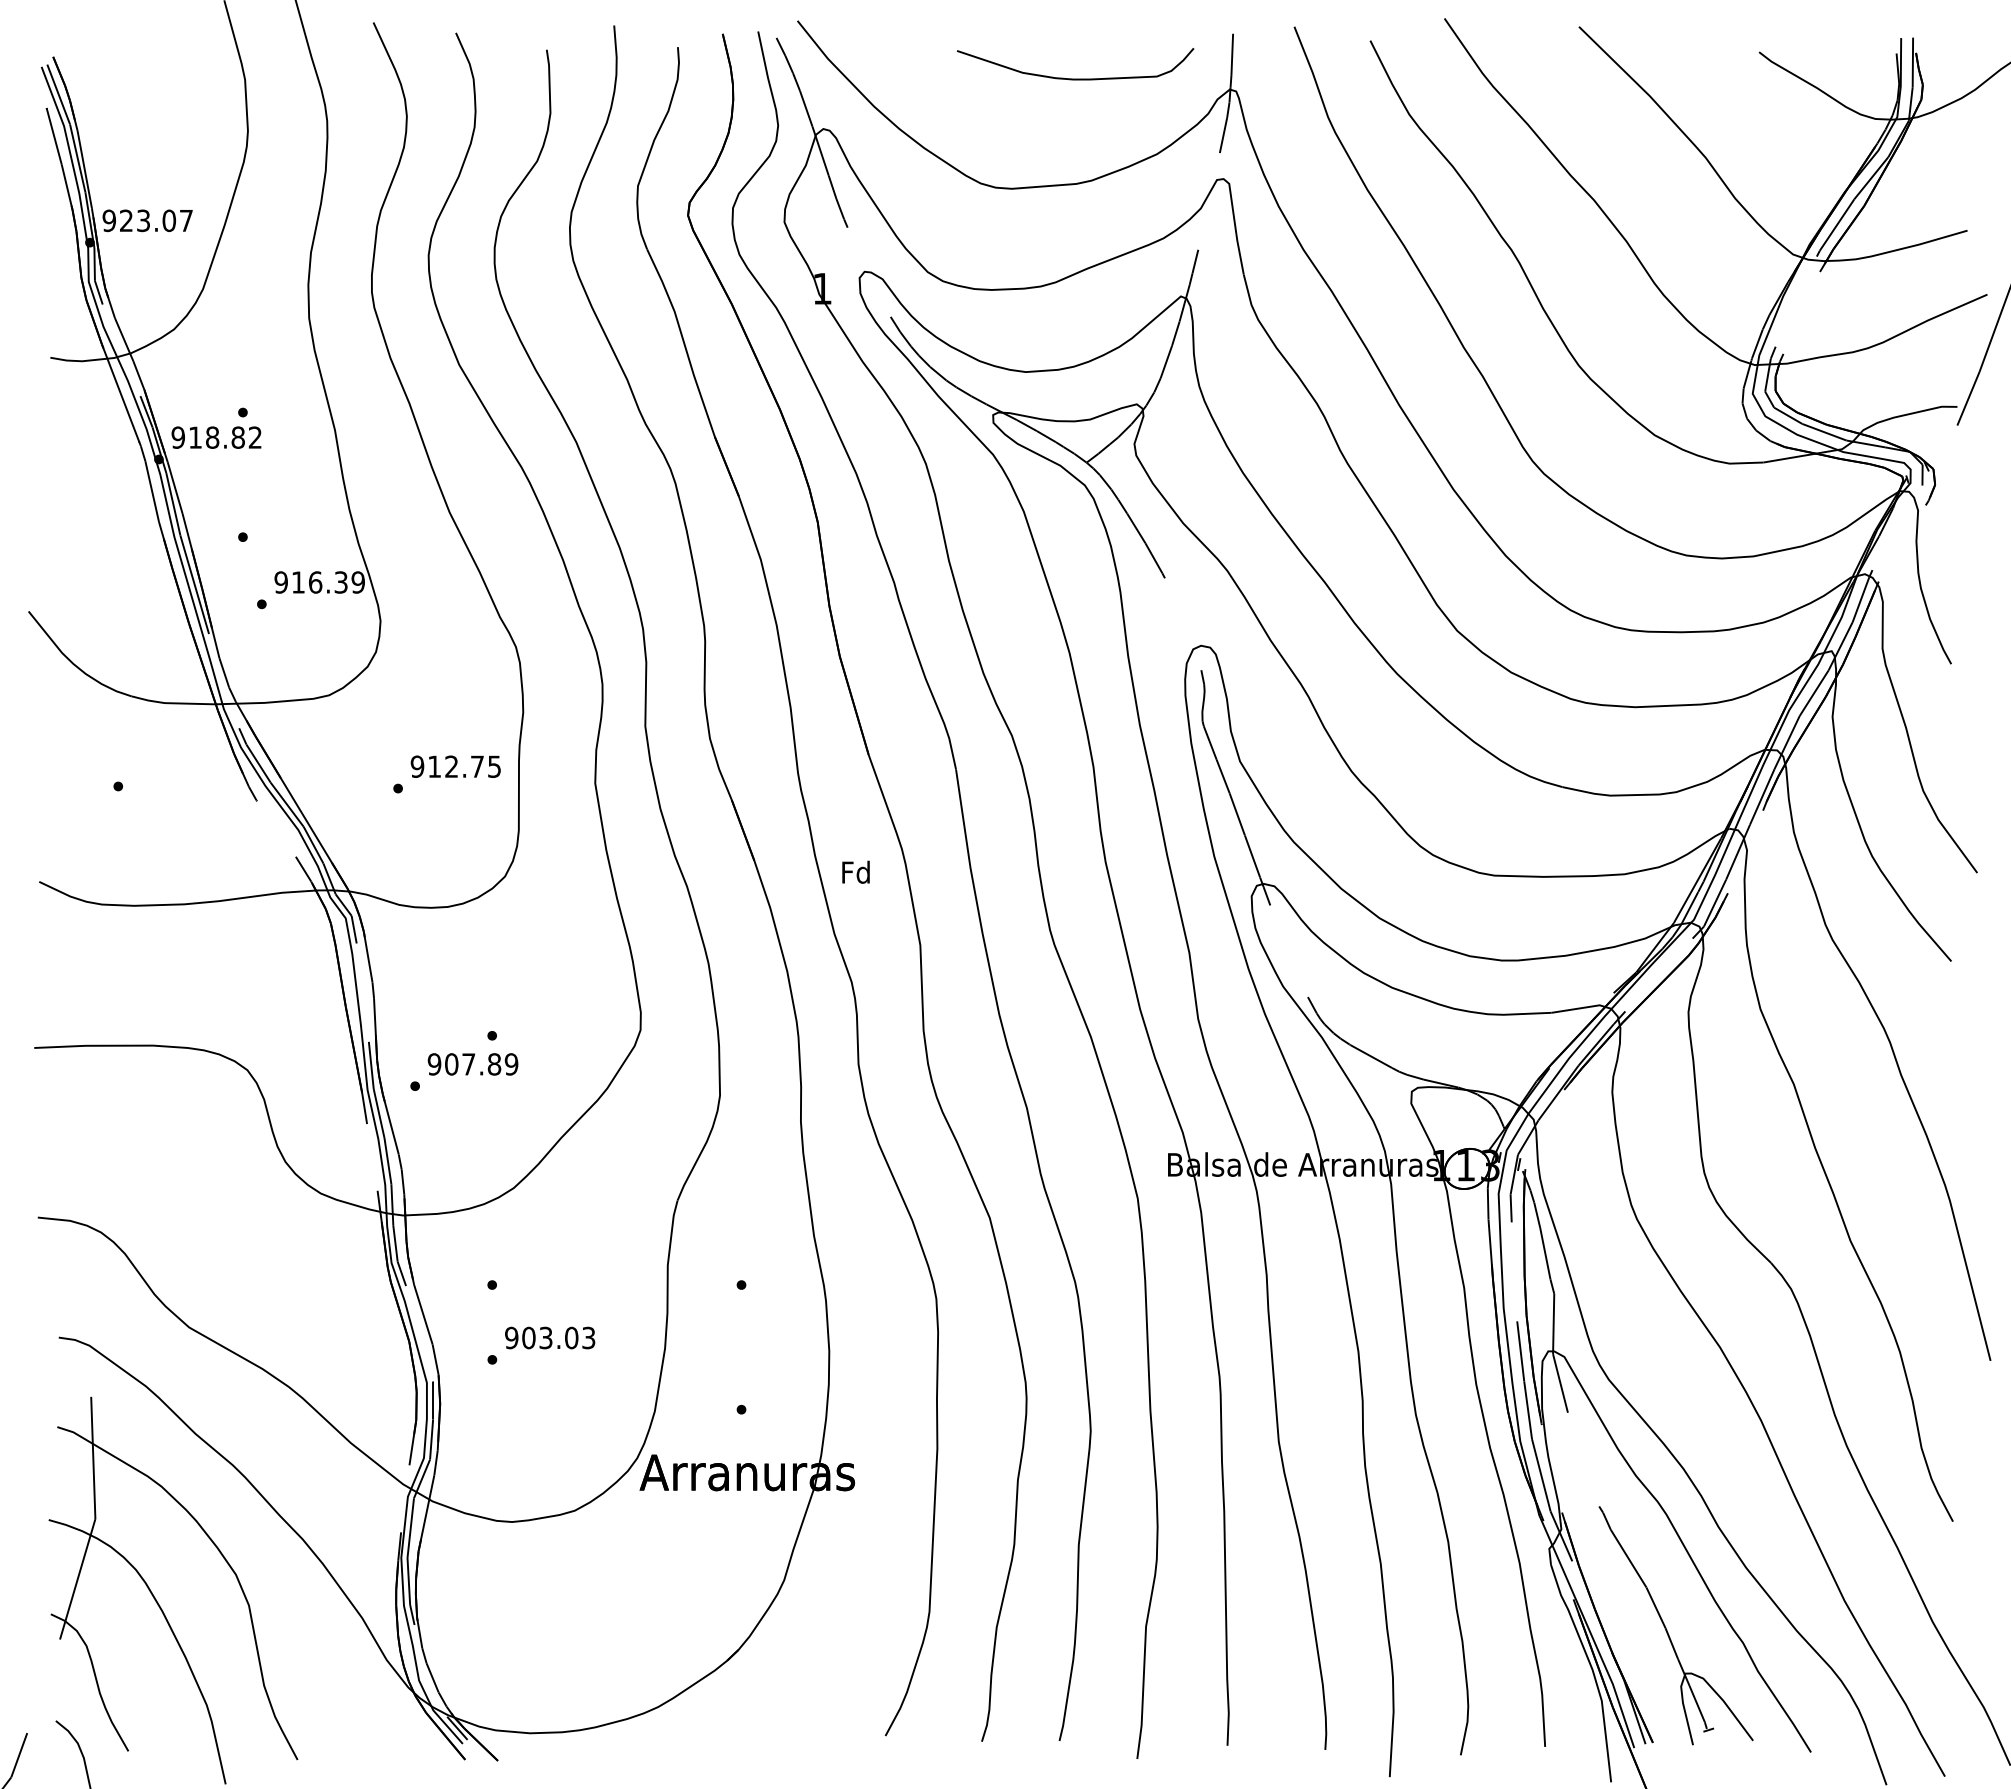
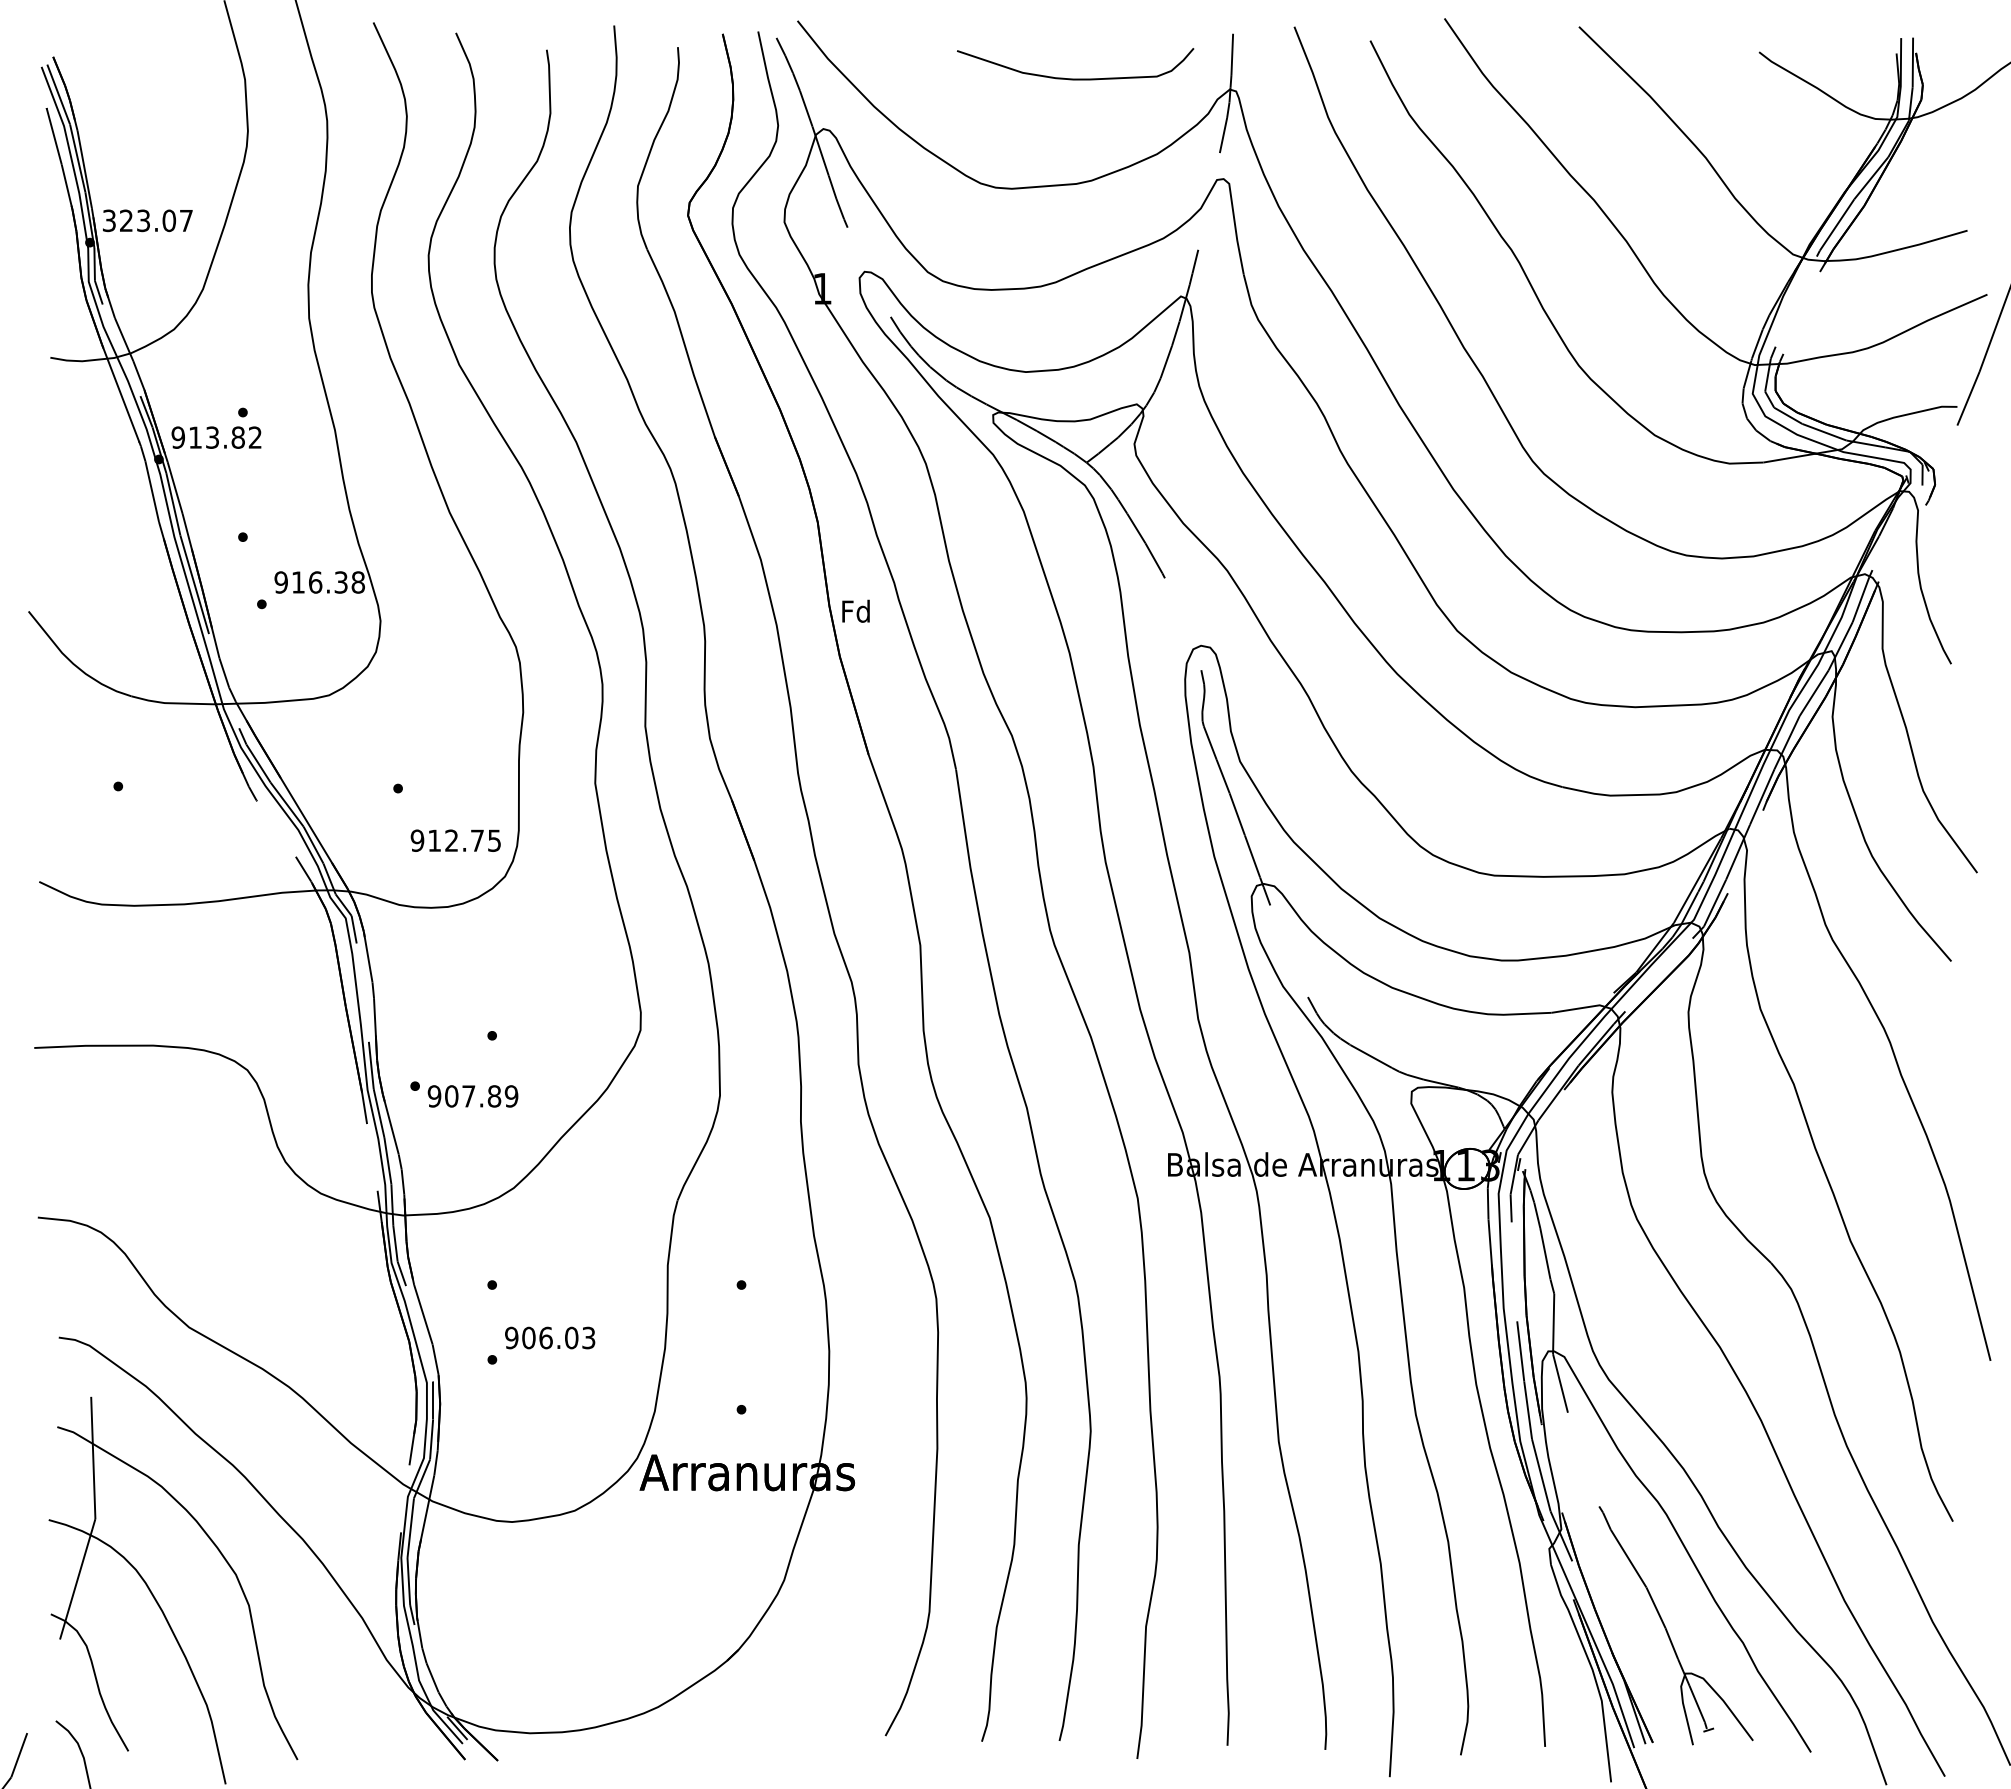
text: 923.07 -> 323.07 (108, 220)
text: 918.82 -> 913.82 (212, 437)
text: 916.39 -> 916.38 (357, 582)
text position: (455, 766) -> (455, 840) (455, 840)
text position: (855, 871) -> (855, 610) (855, 610)
text position: (472, 1064) -> (472, 1096) (472, 1096)
text: 903.03 -> 906.03 (545, 1337)
